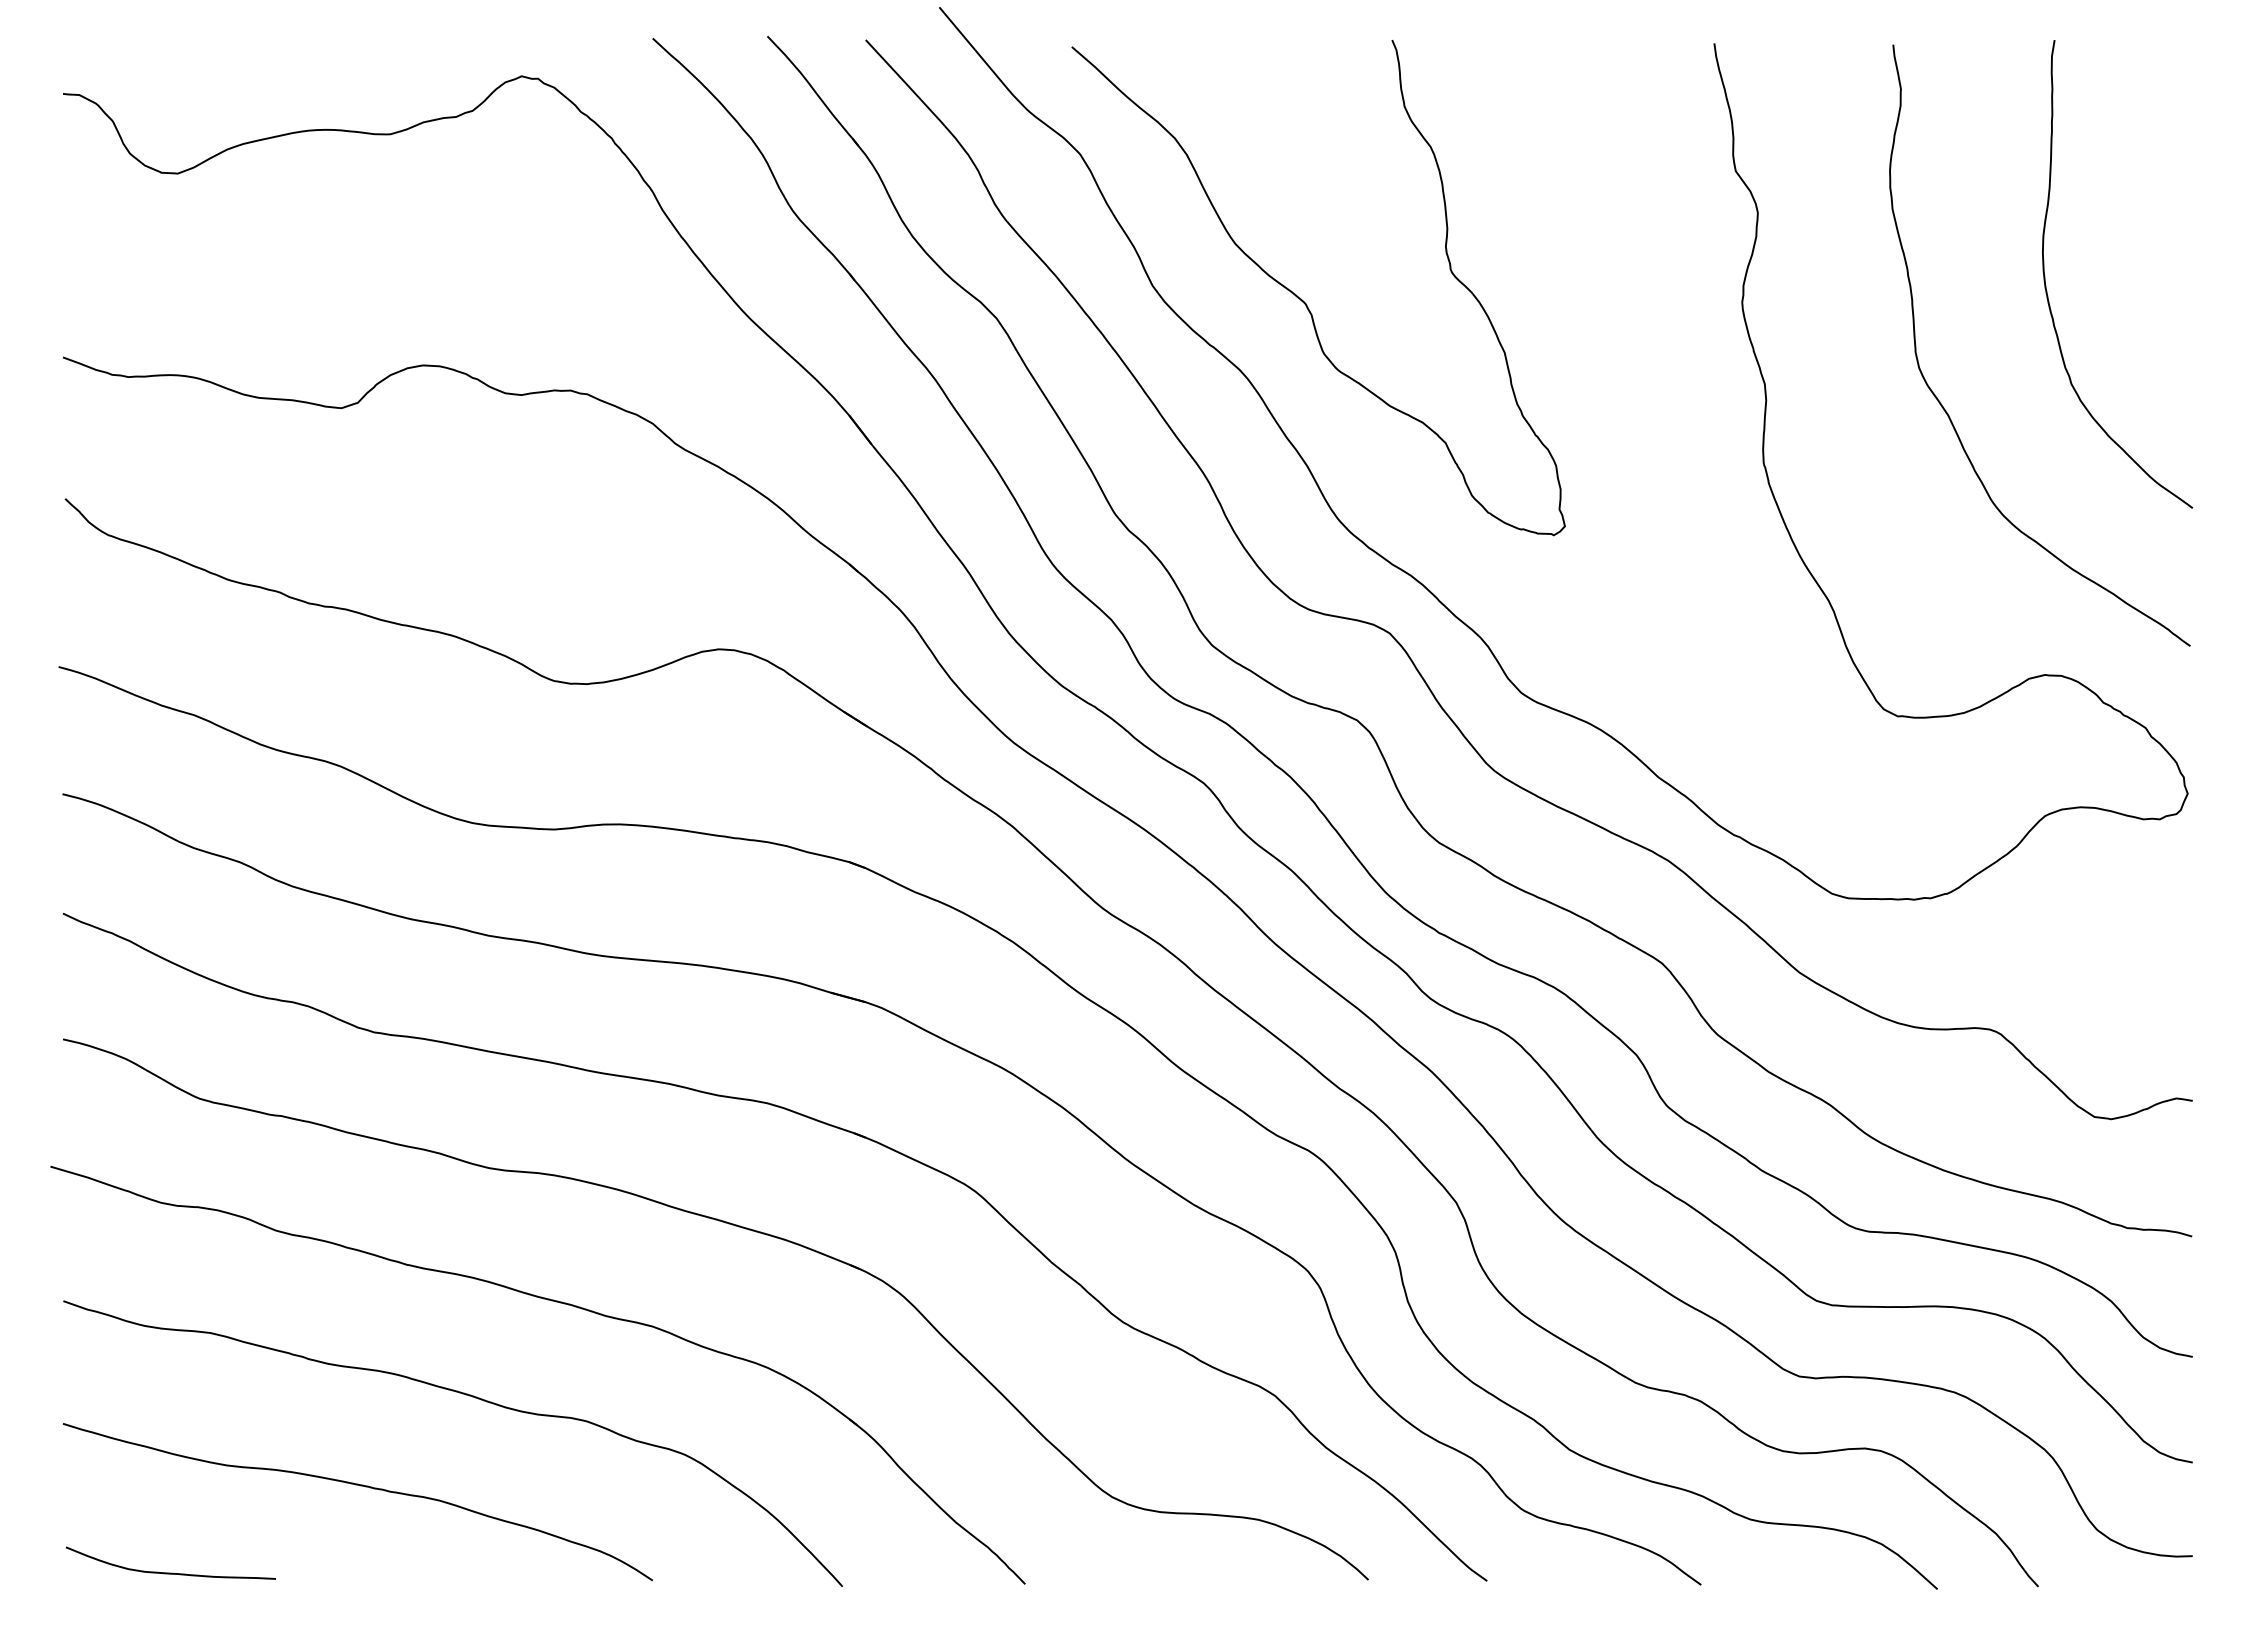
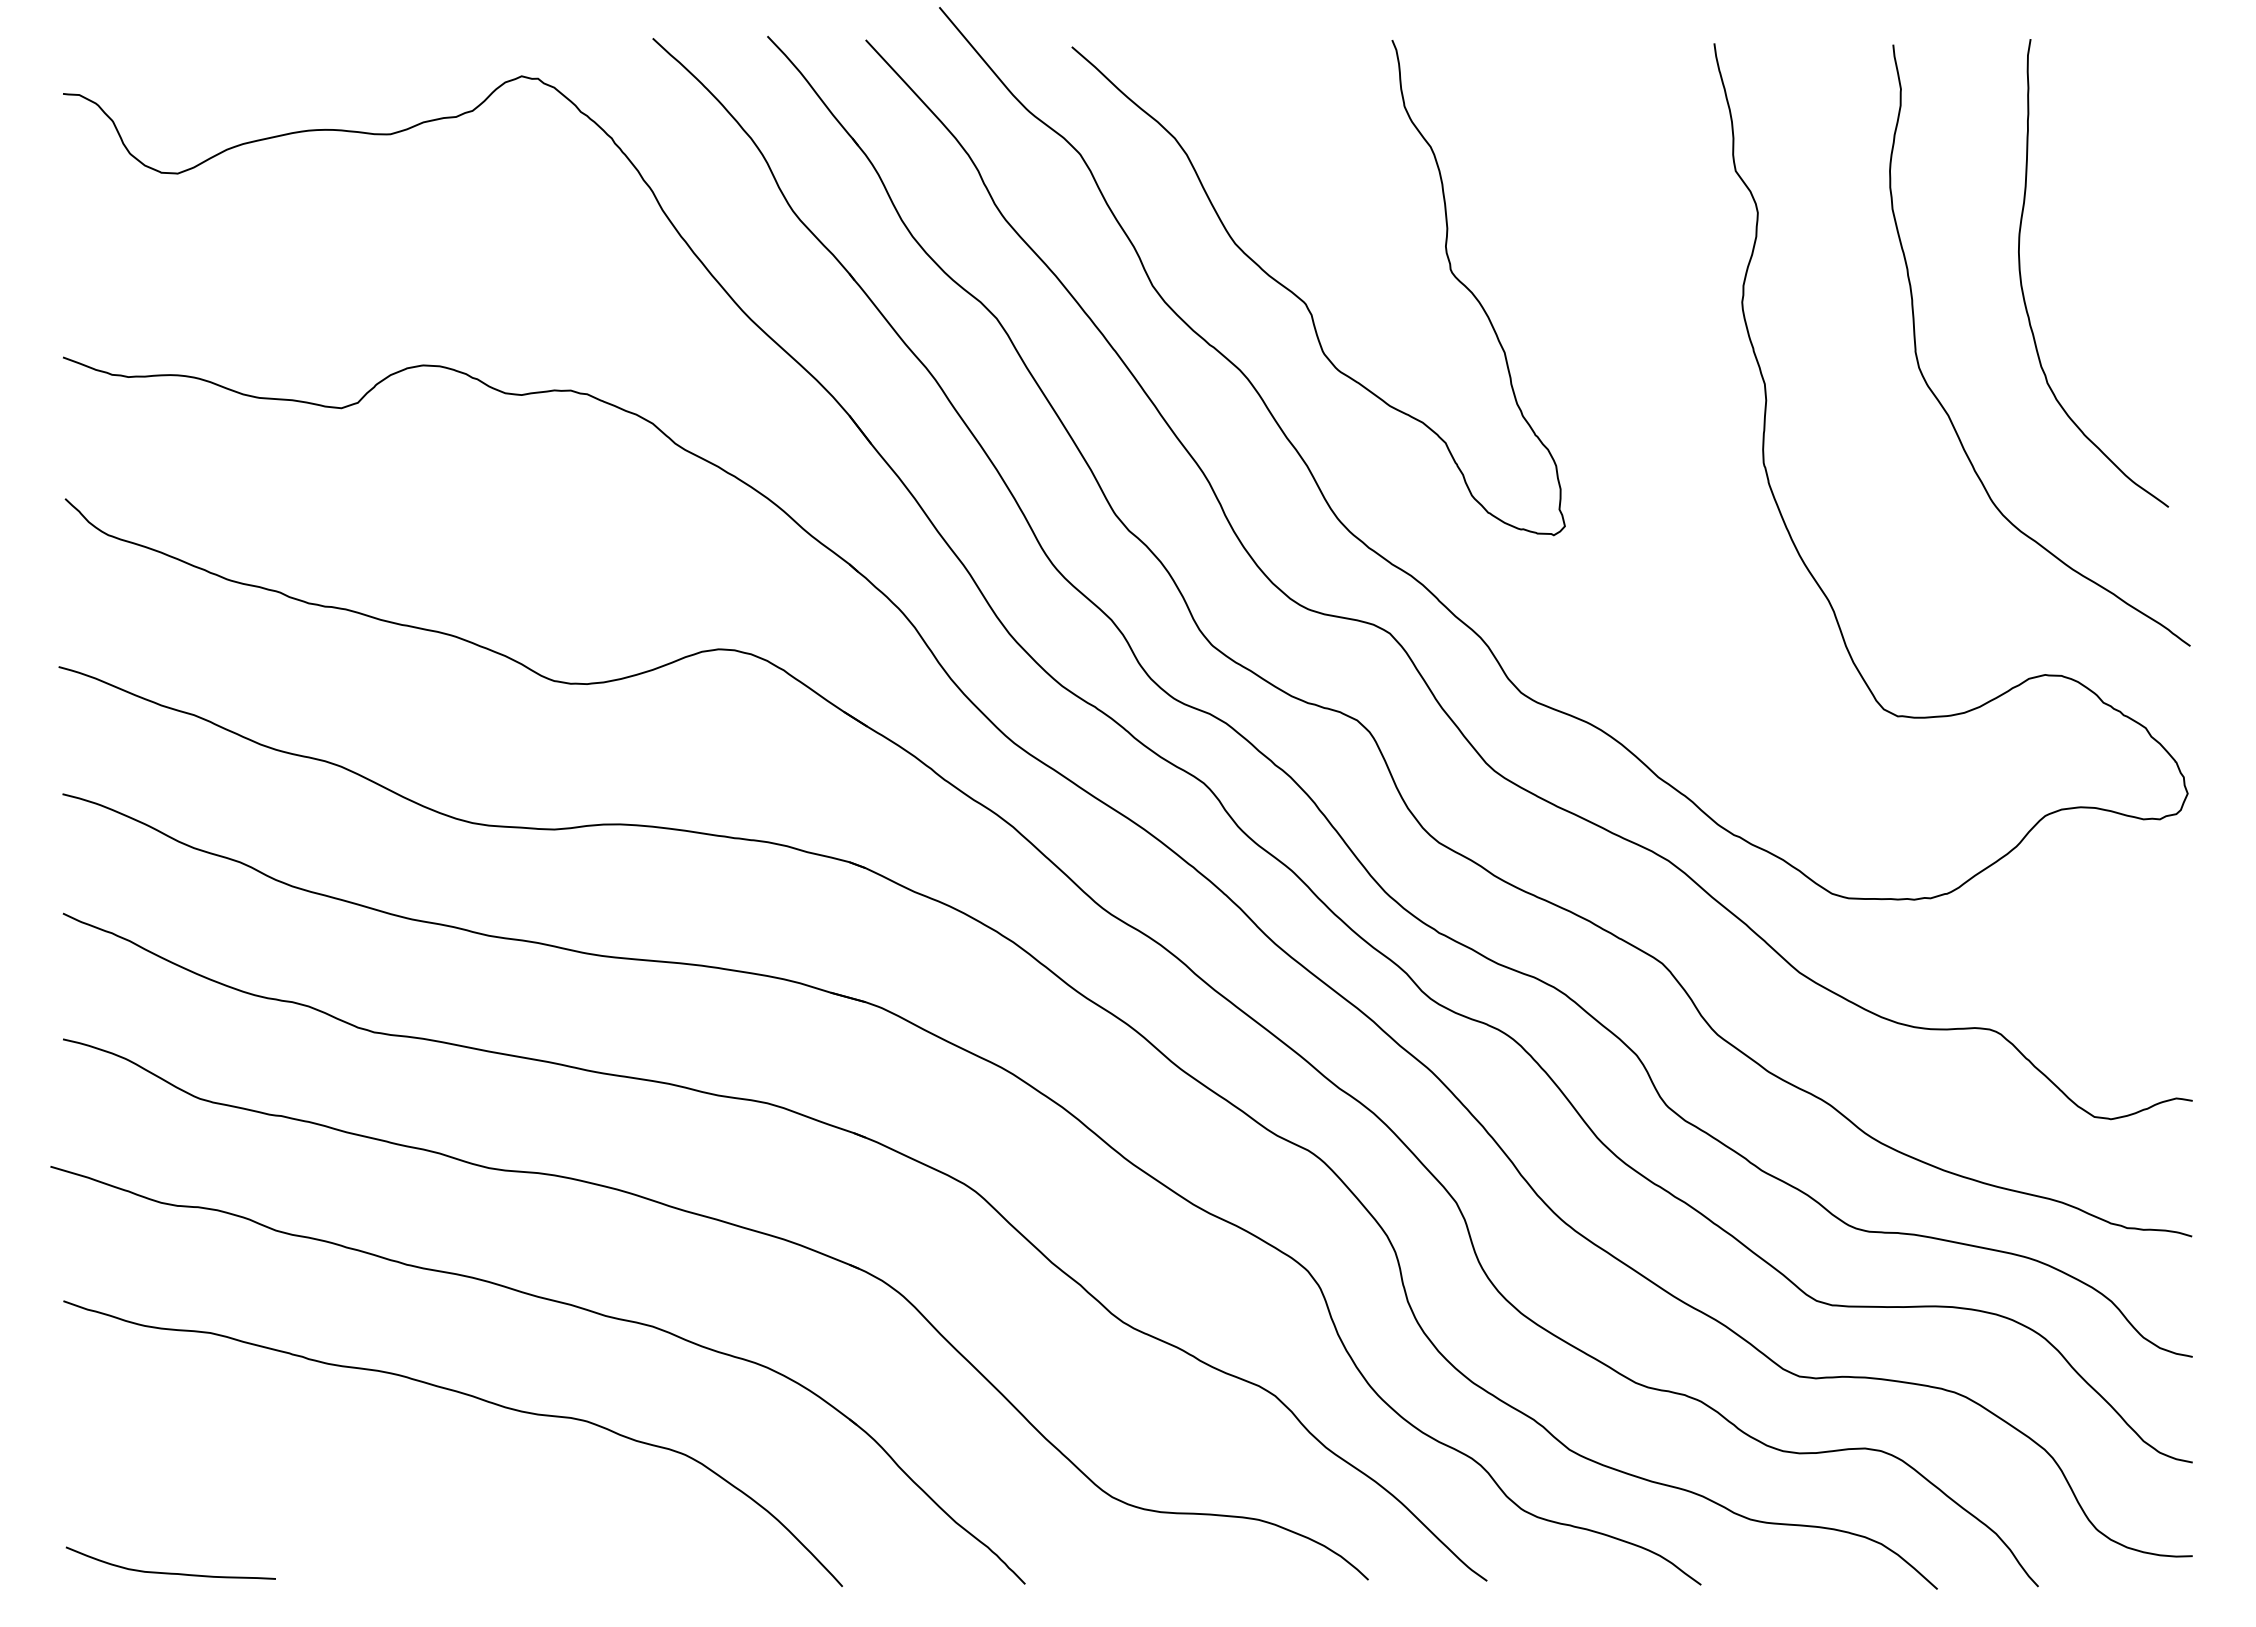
curve position: (2047, 290) -> (2023, 289) (2023, 289)
curve: present -> none (360, 1486)
